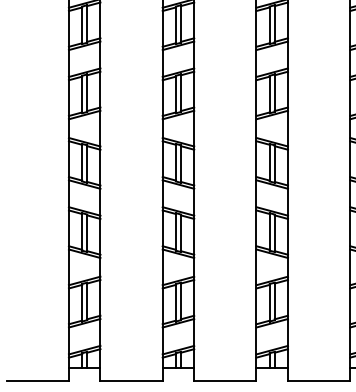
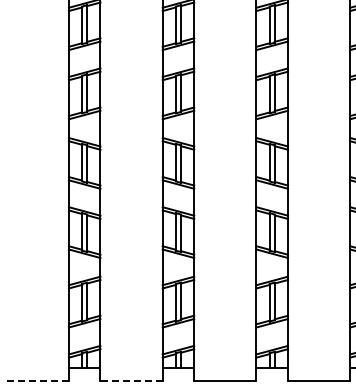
line: solid -> dashed (37, 380)
line: solid -> dashed (131, 380)
